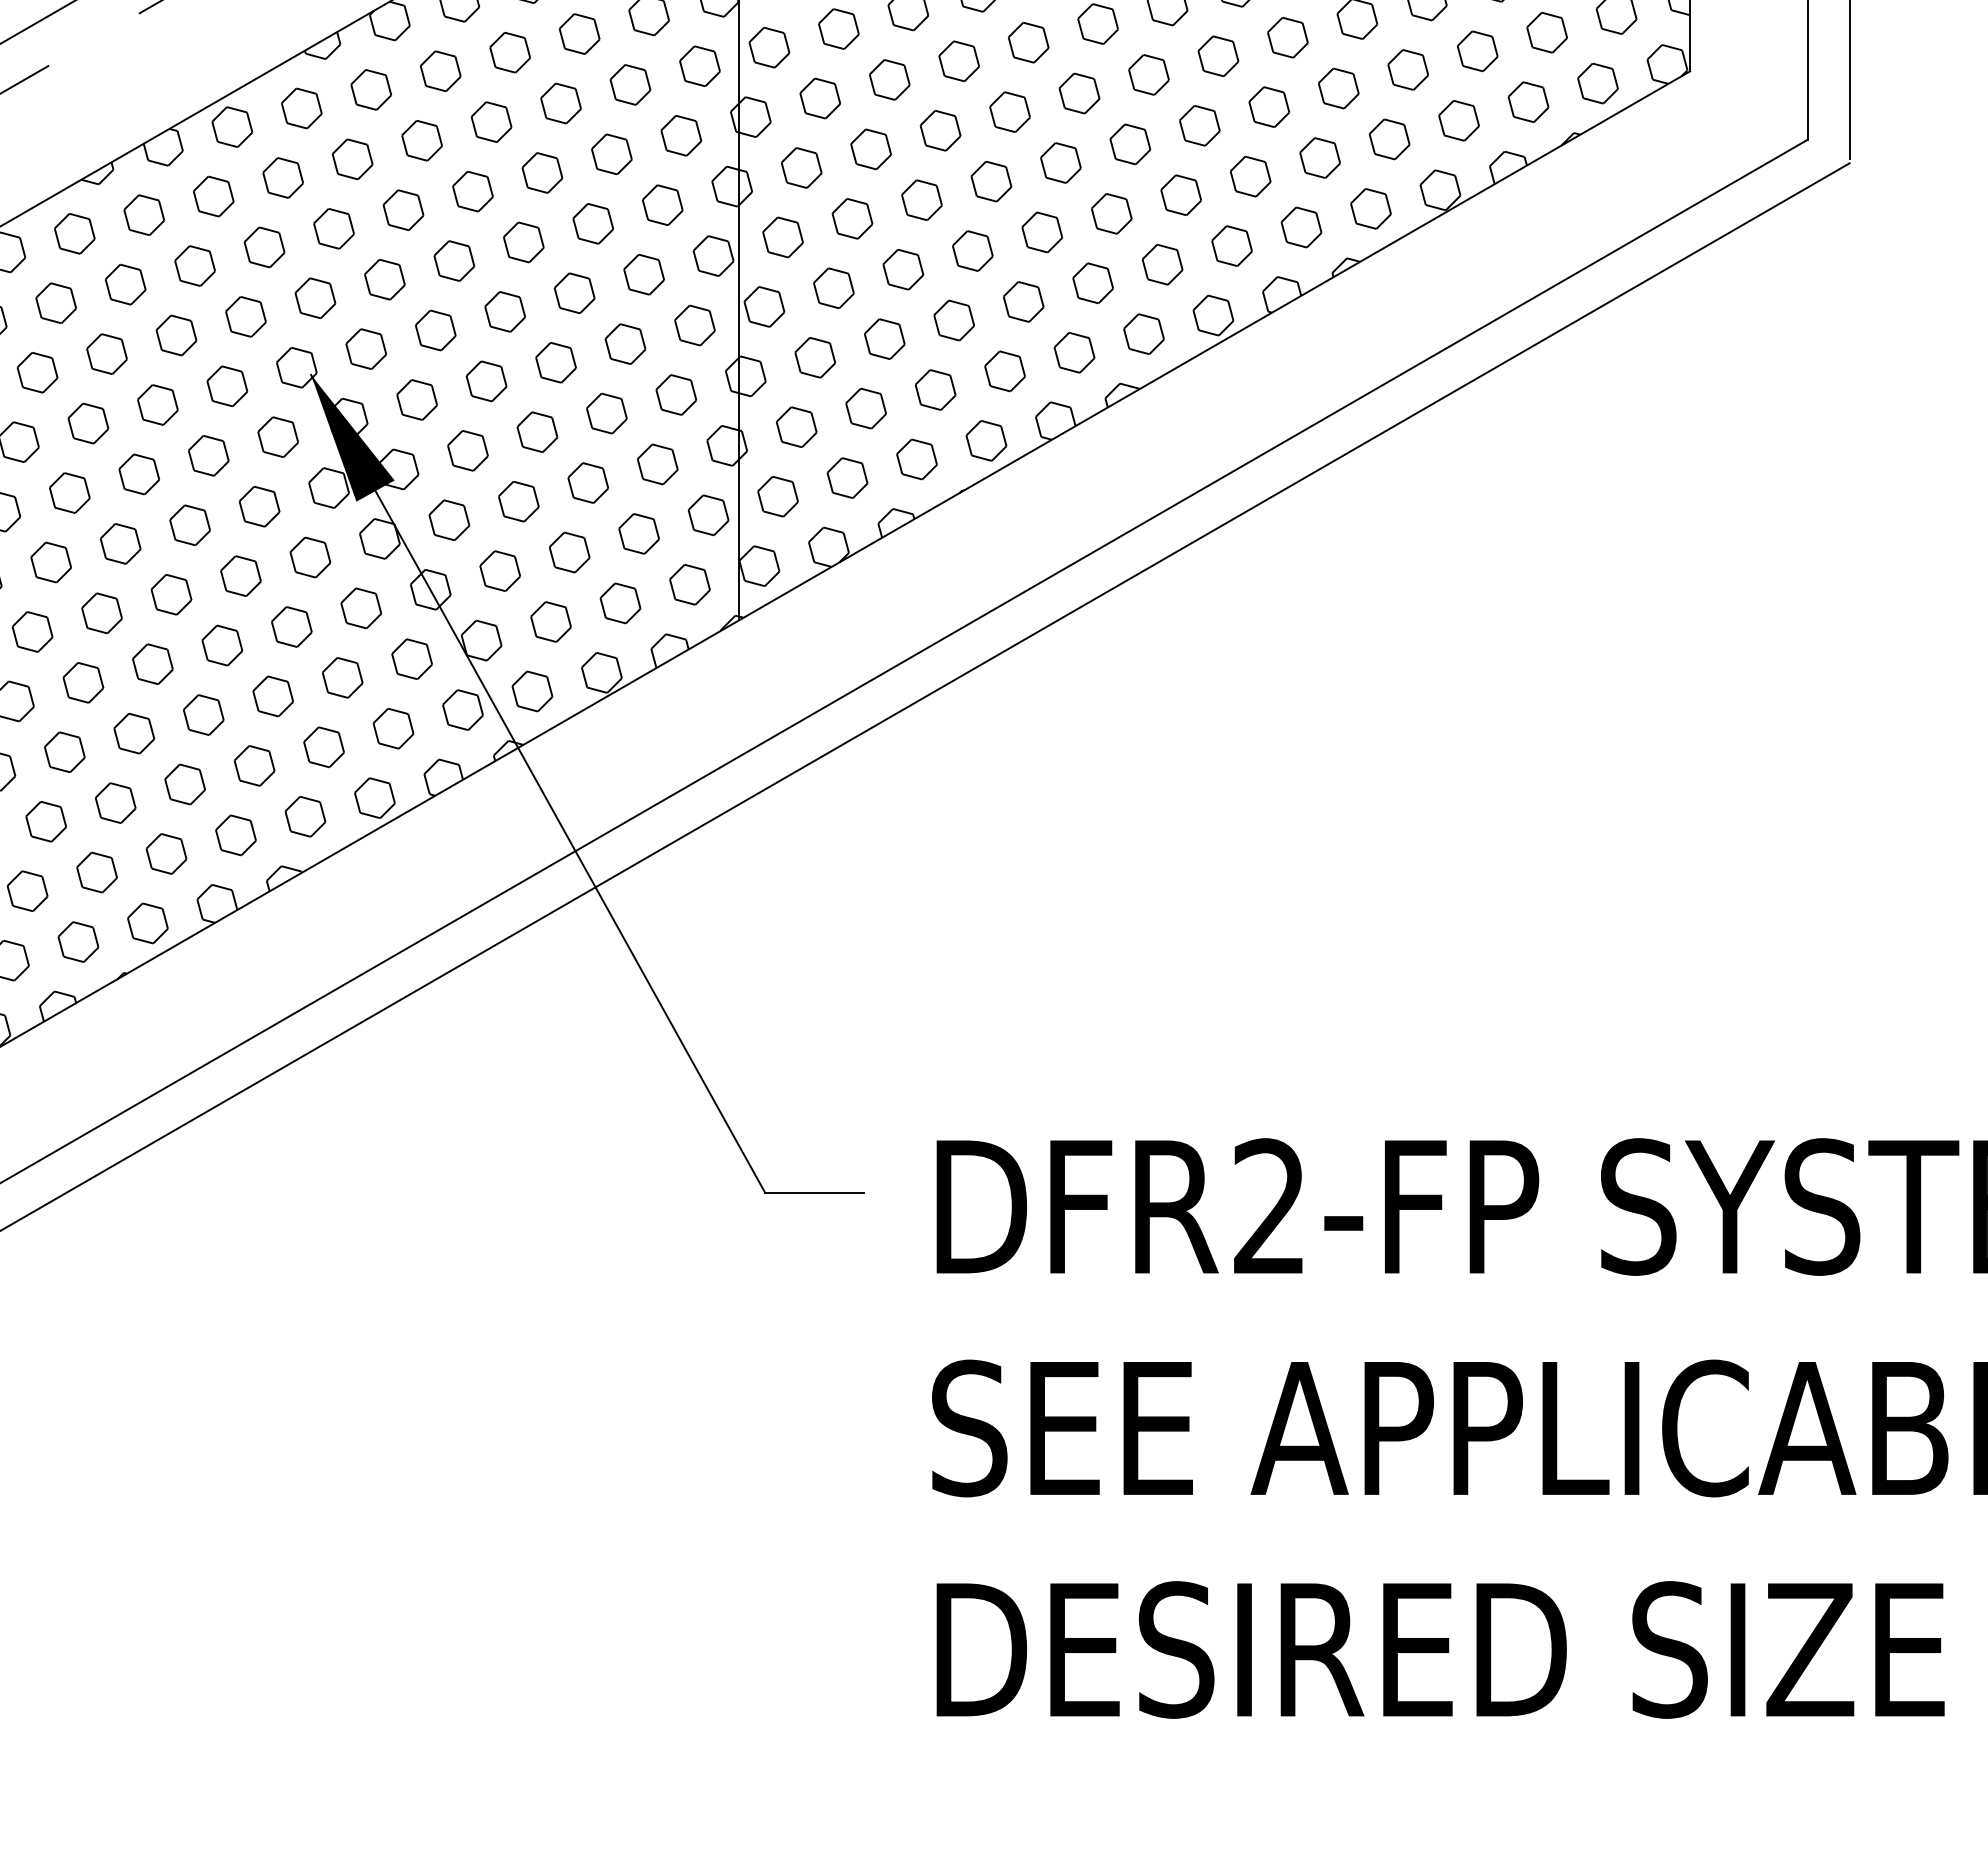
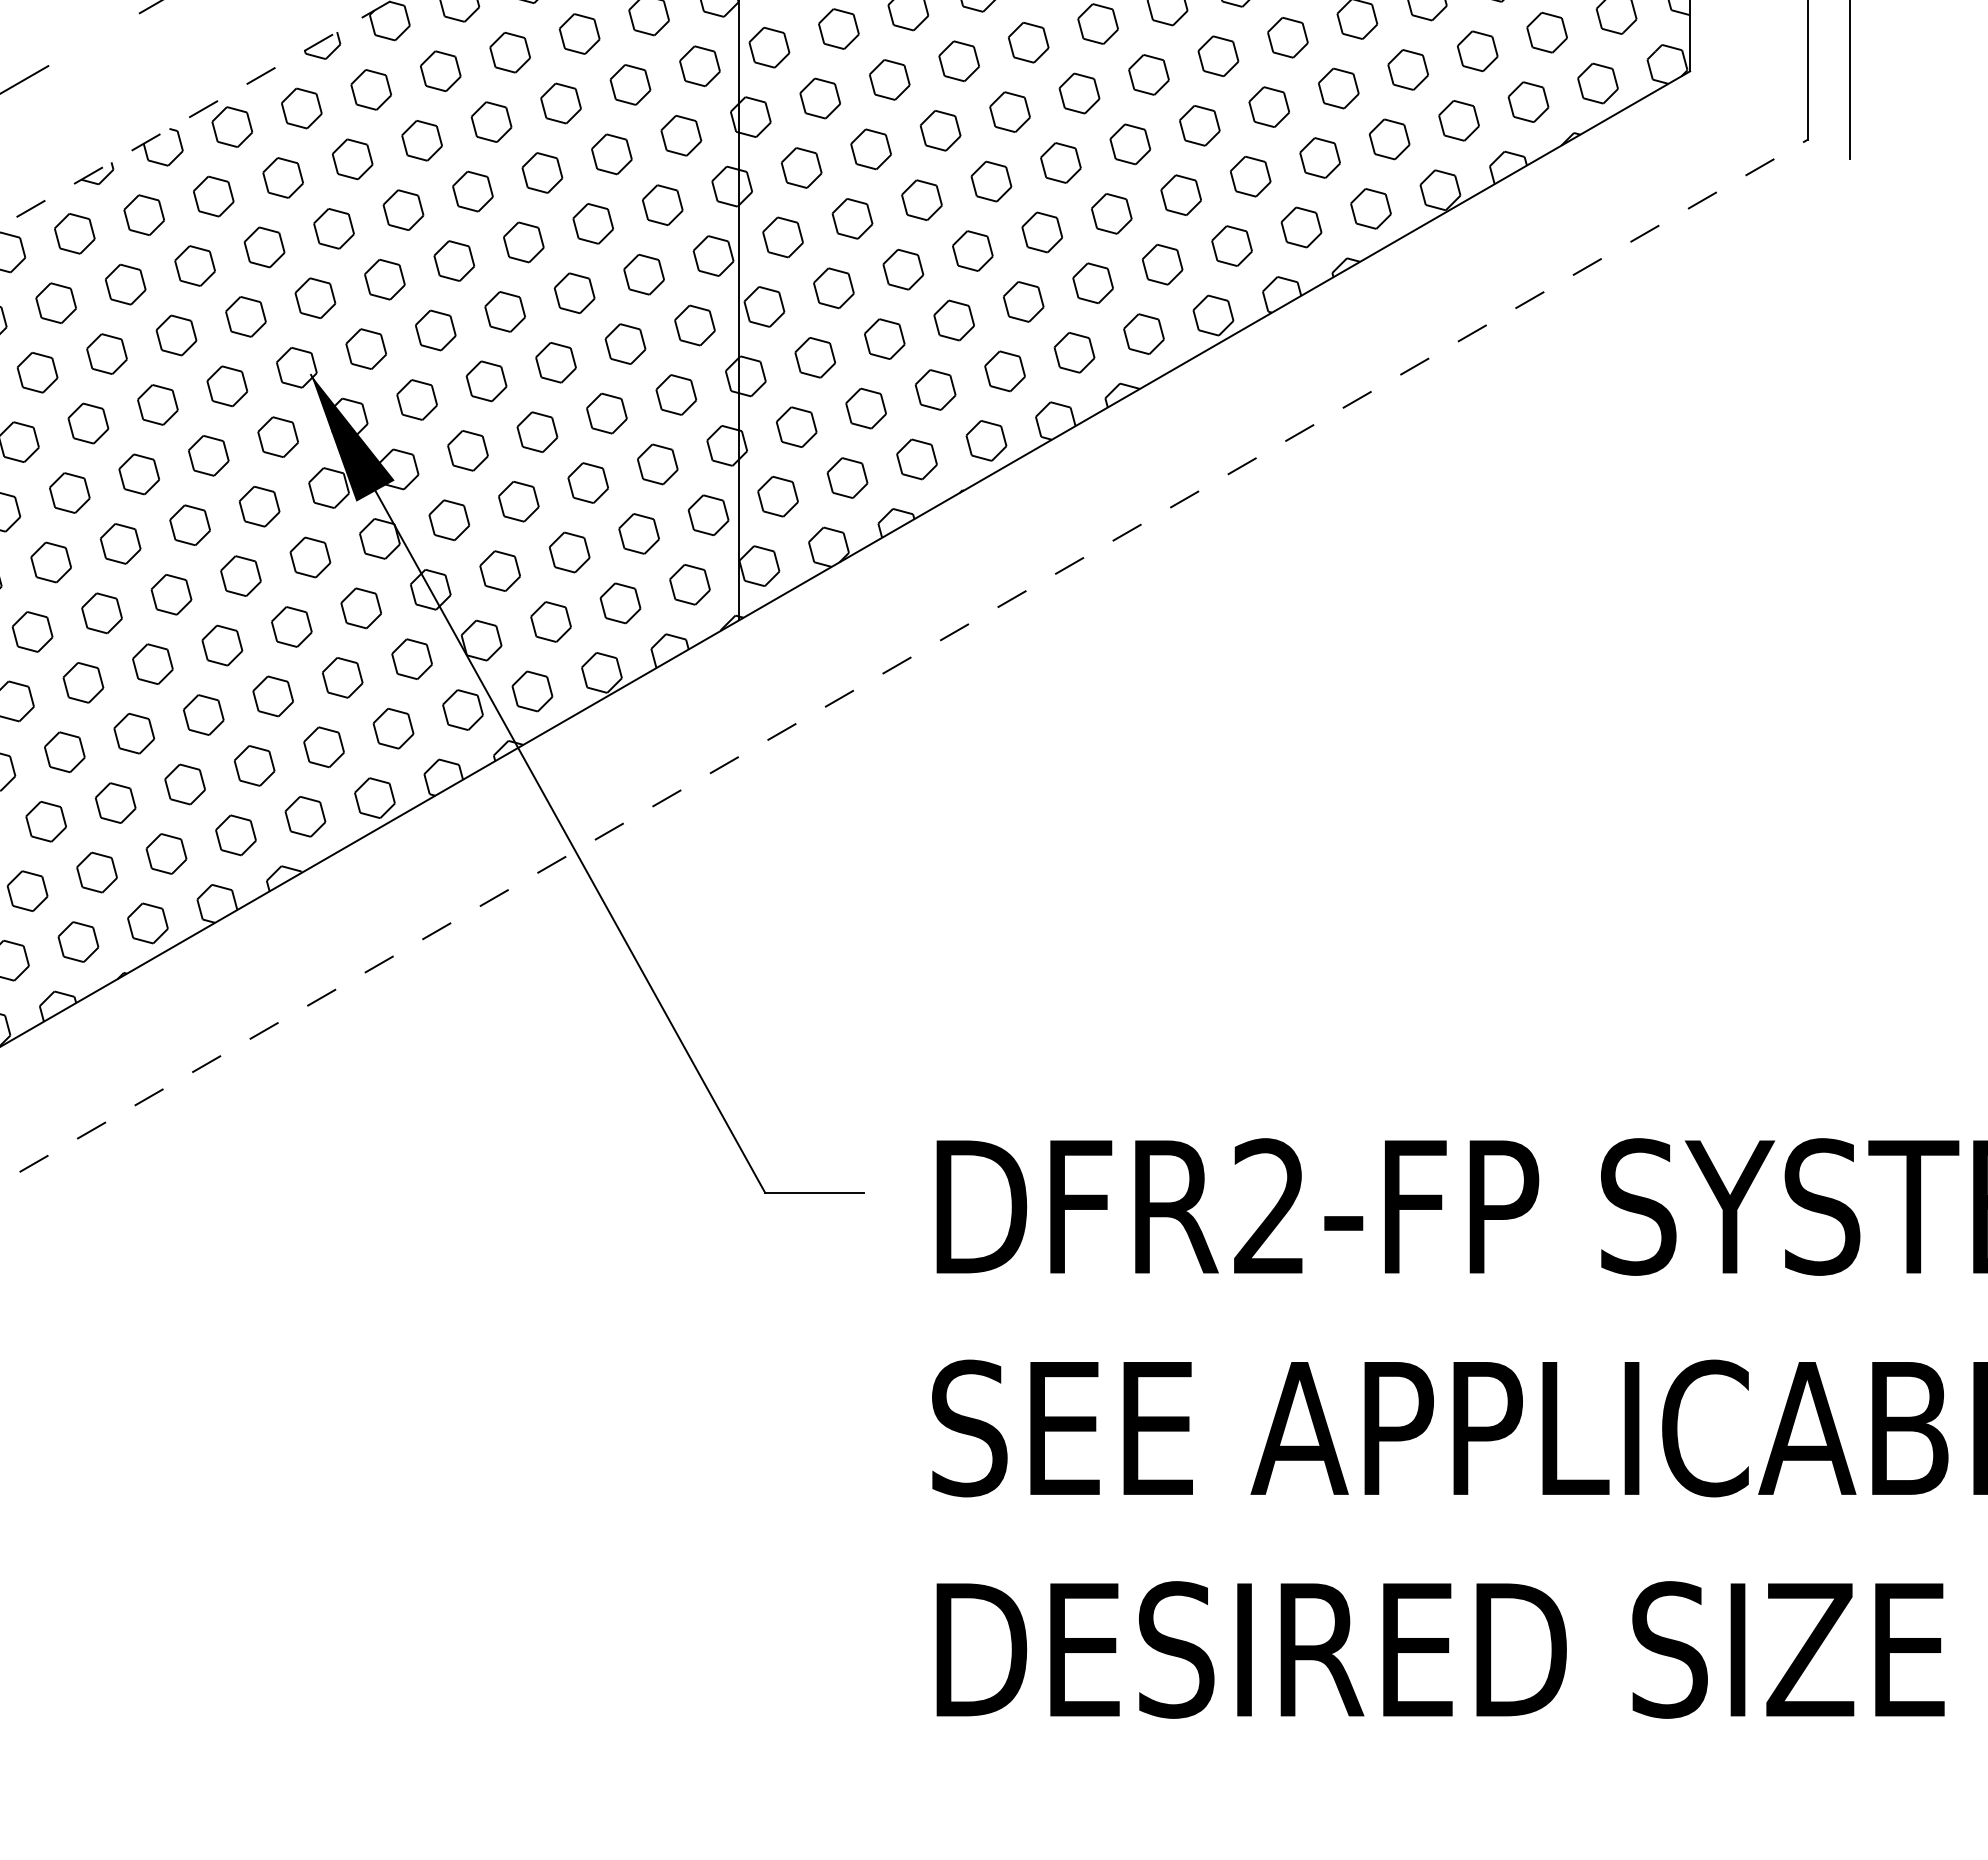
line: present -> none (37, 22)
line: solid -> dashed (196, 113)
line: solid -> dashed (904, 661)
line: present -> none (925, 696)
